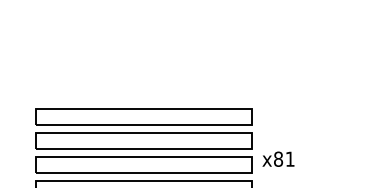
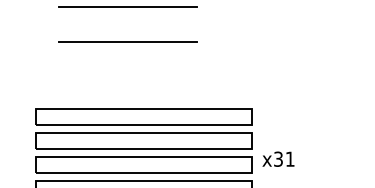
line: none -> present (127, 7)
line: none -> present (127, 42)
text: x81 -> x31 (278, 158)
